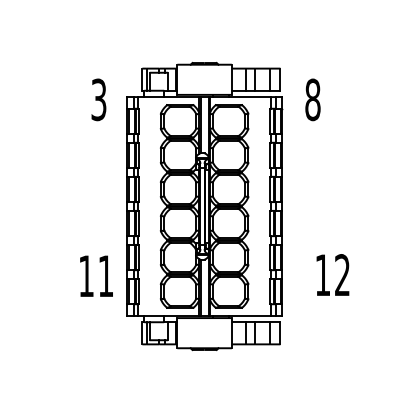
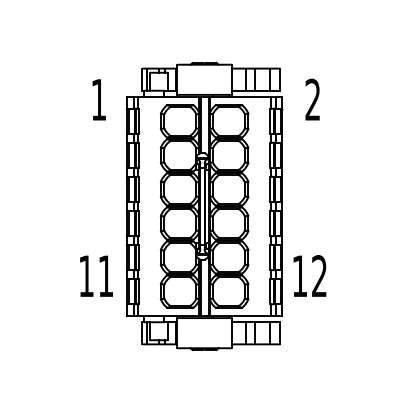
text: 3 -> 1 (98, 99)
text: 8 -> 2 (312, 99)
text position: (332, 274) -> (309, 275) (309, 275)
